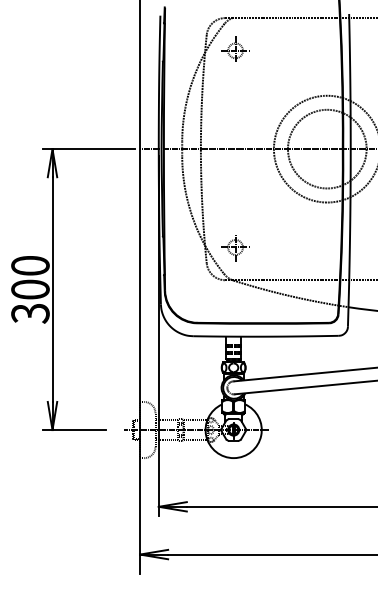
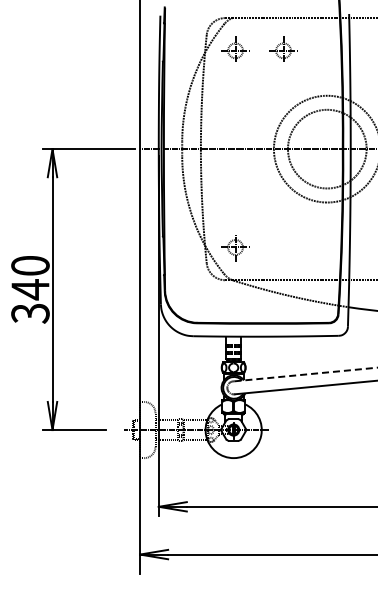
part: none -> present (283, 48)
text: 300 -> 340 (30, 289)
line: solid -> dashed (305, 374)
